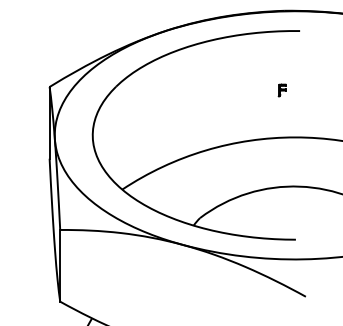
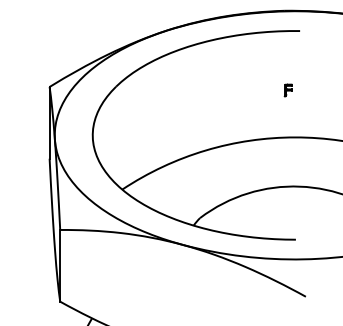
part position: (281, 90) -> (287, 90) (287, 90)
